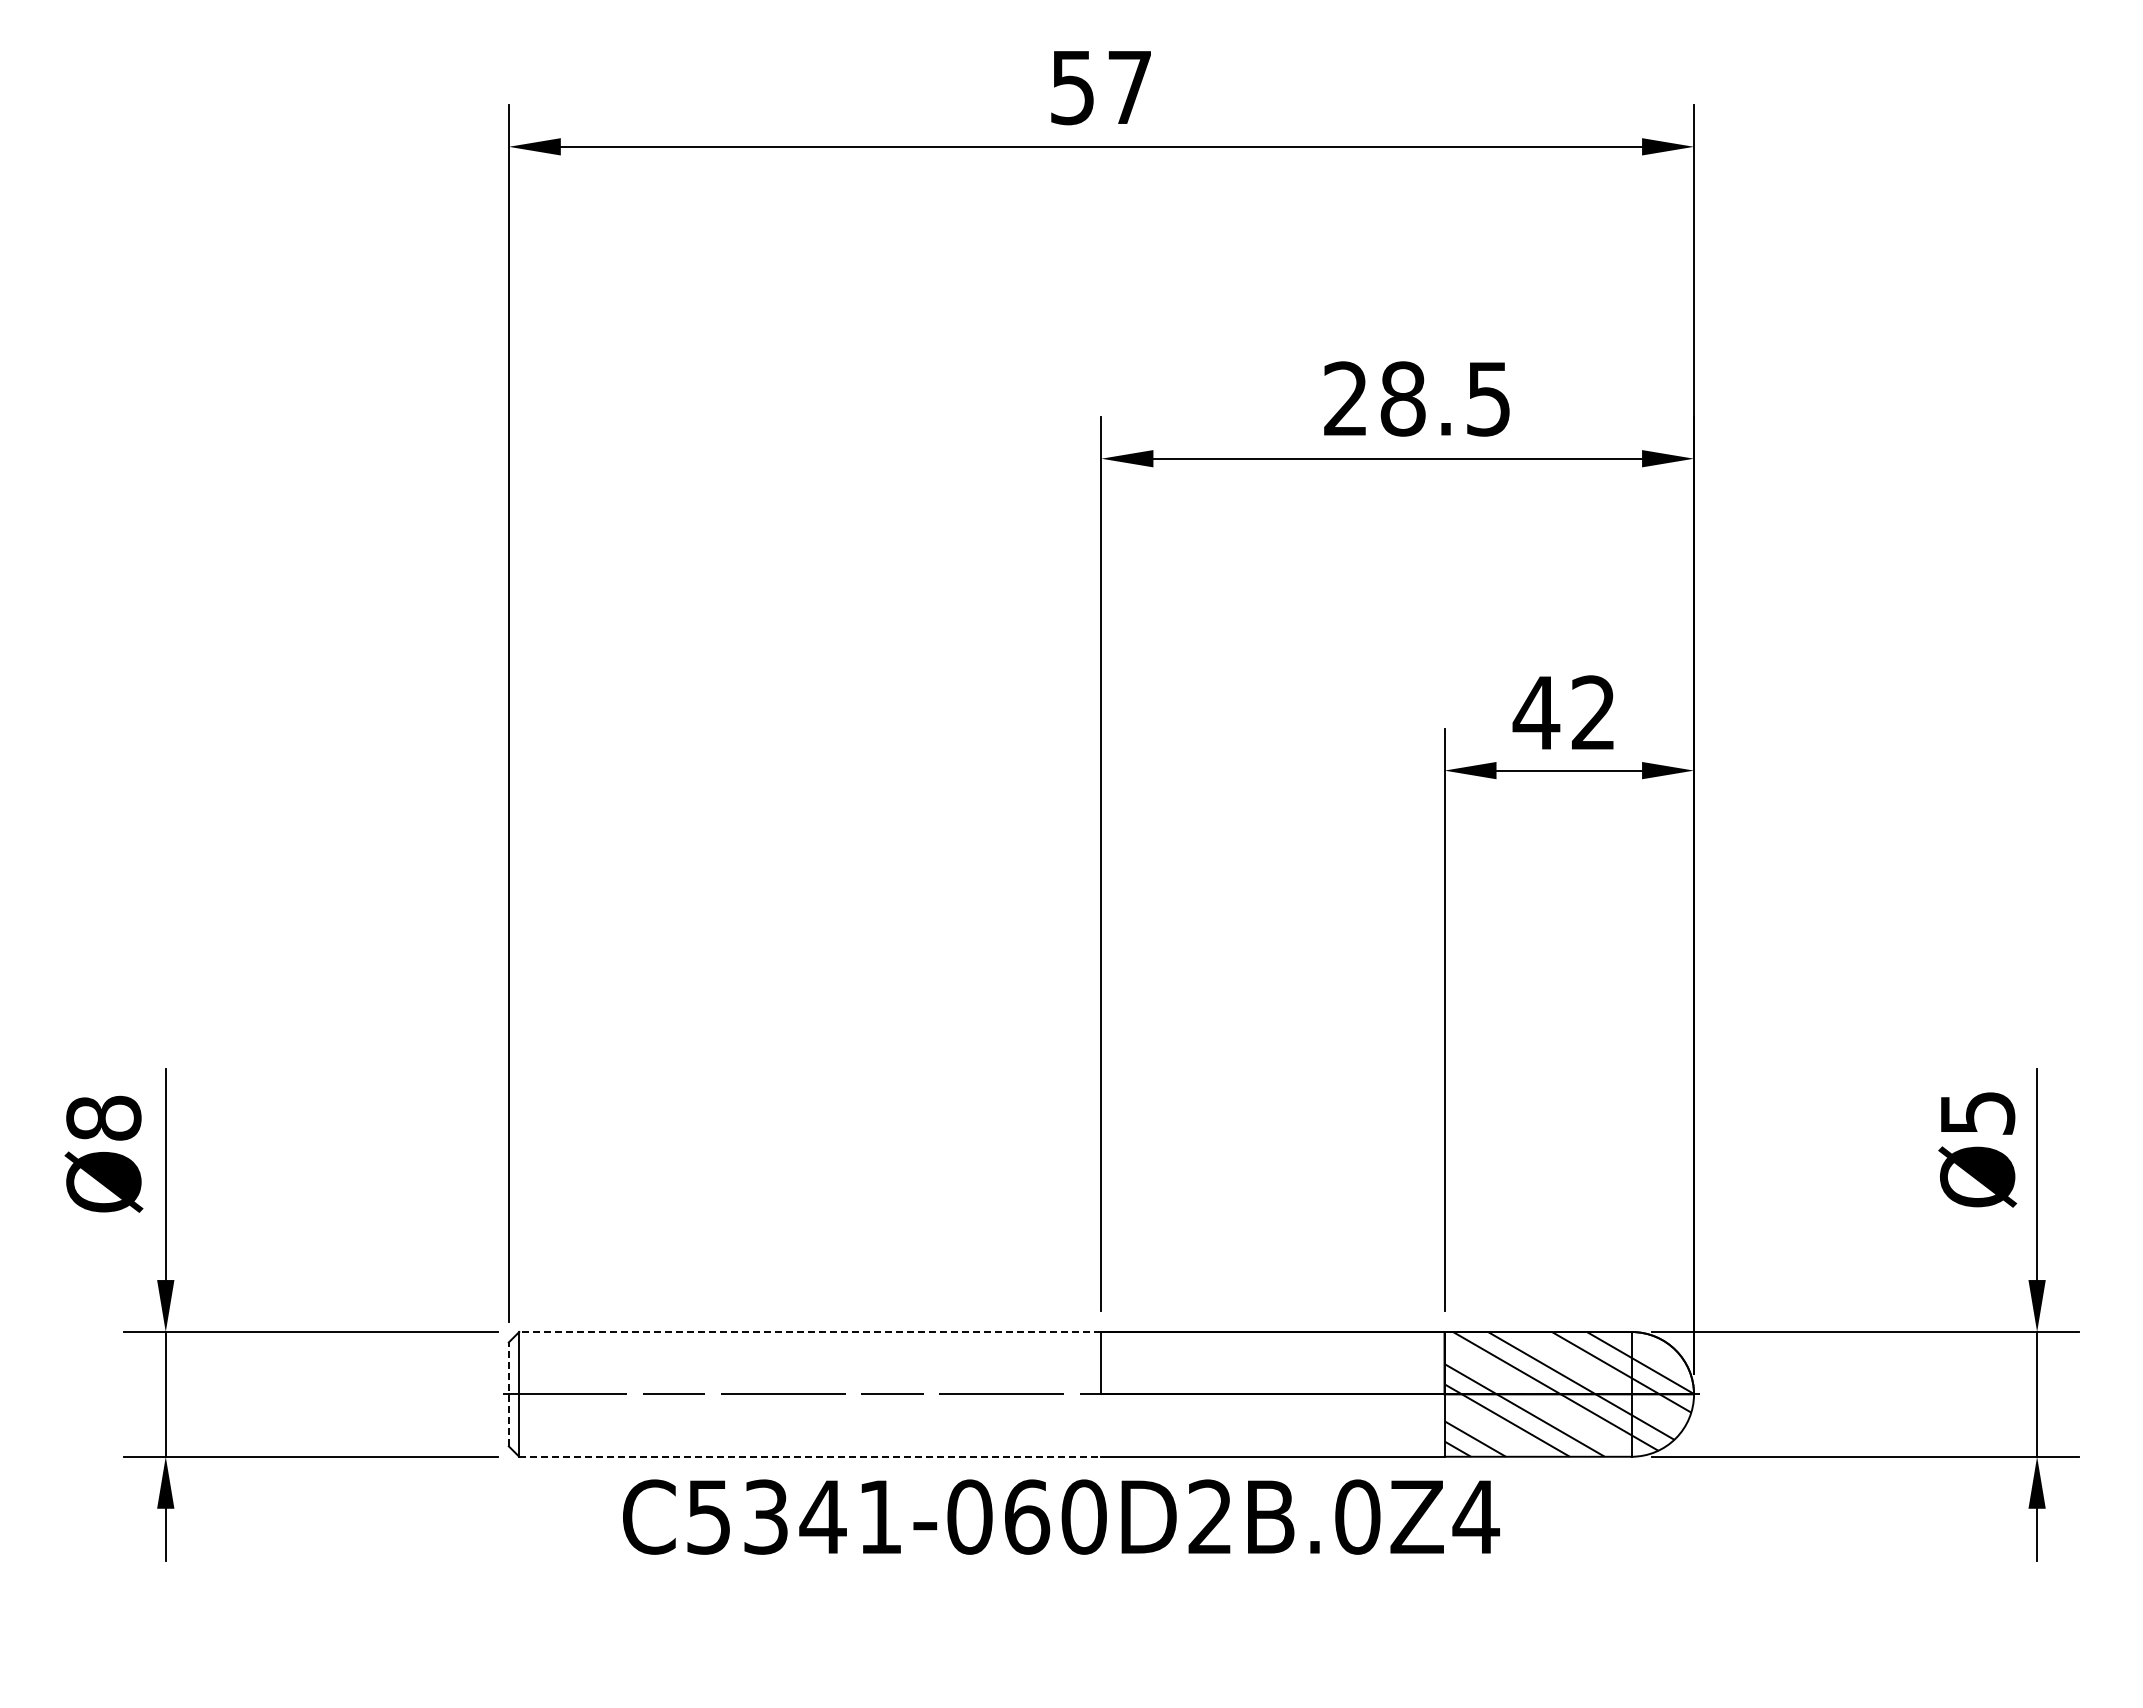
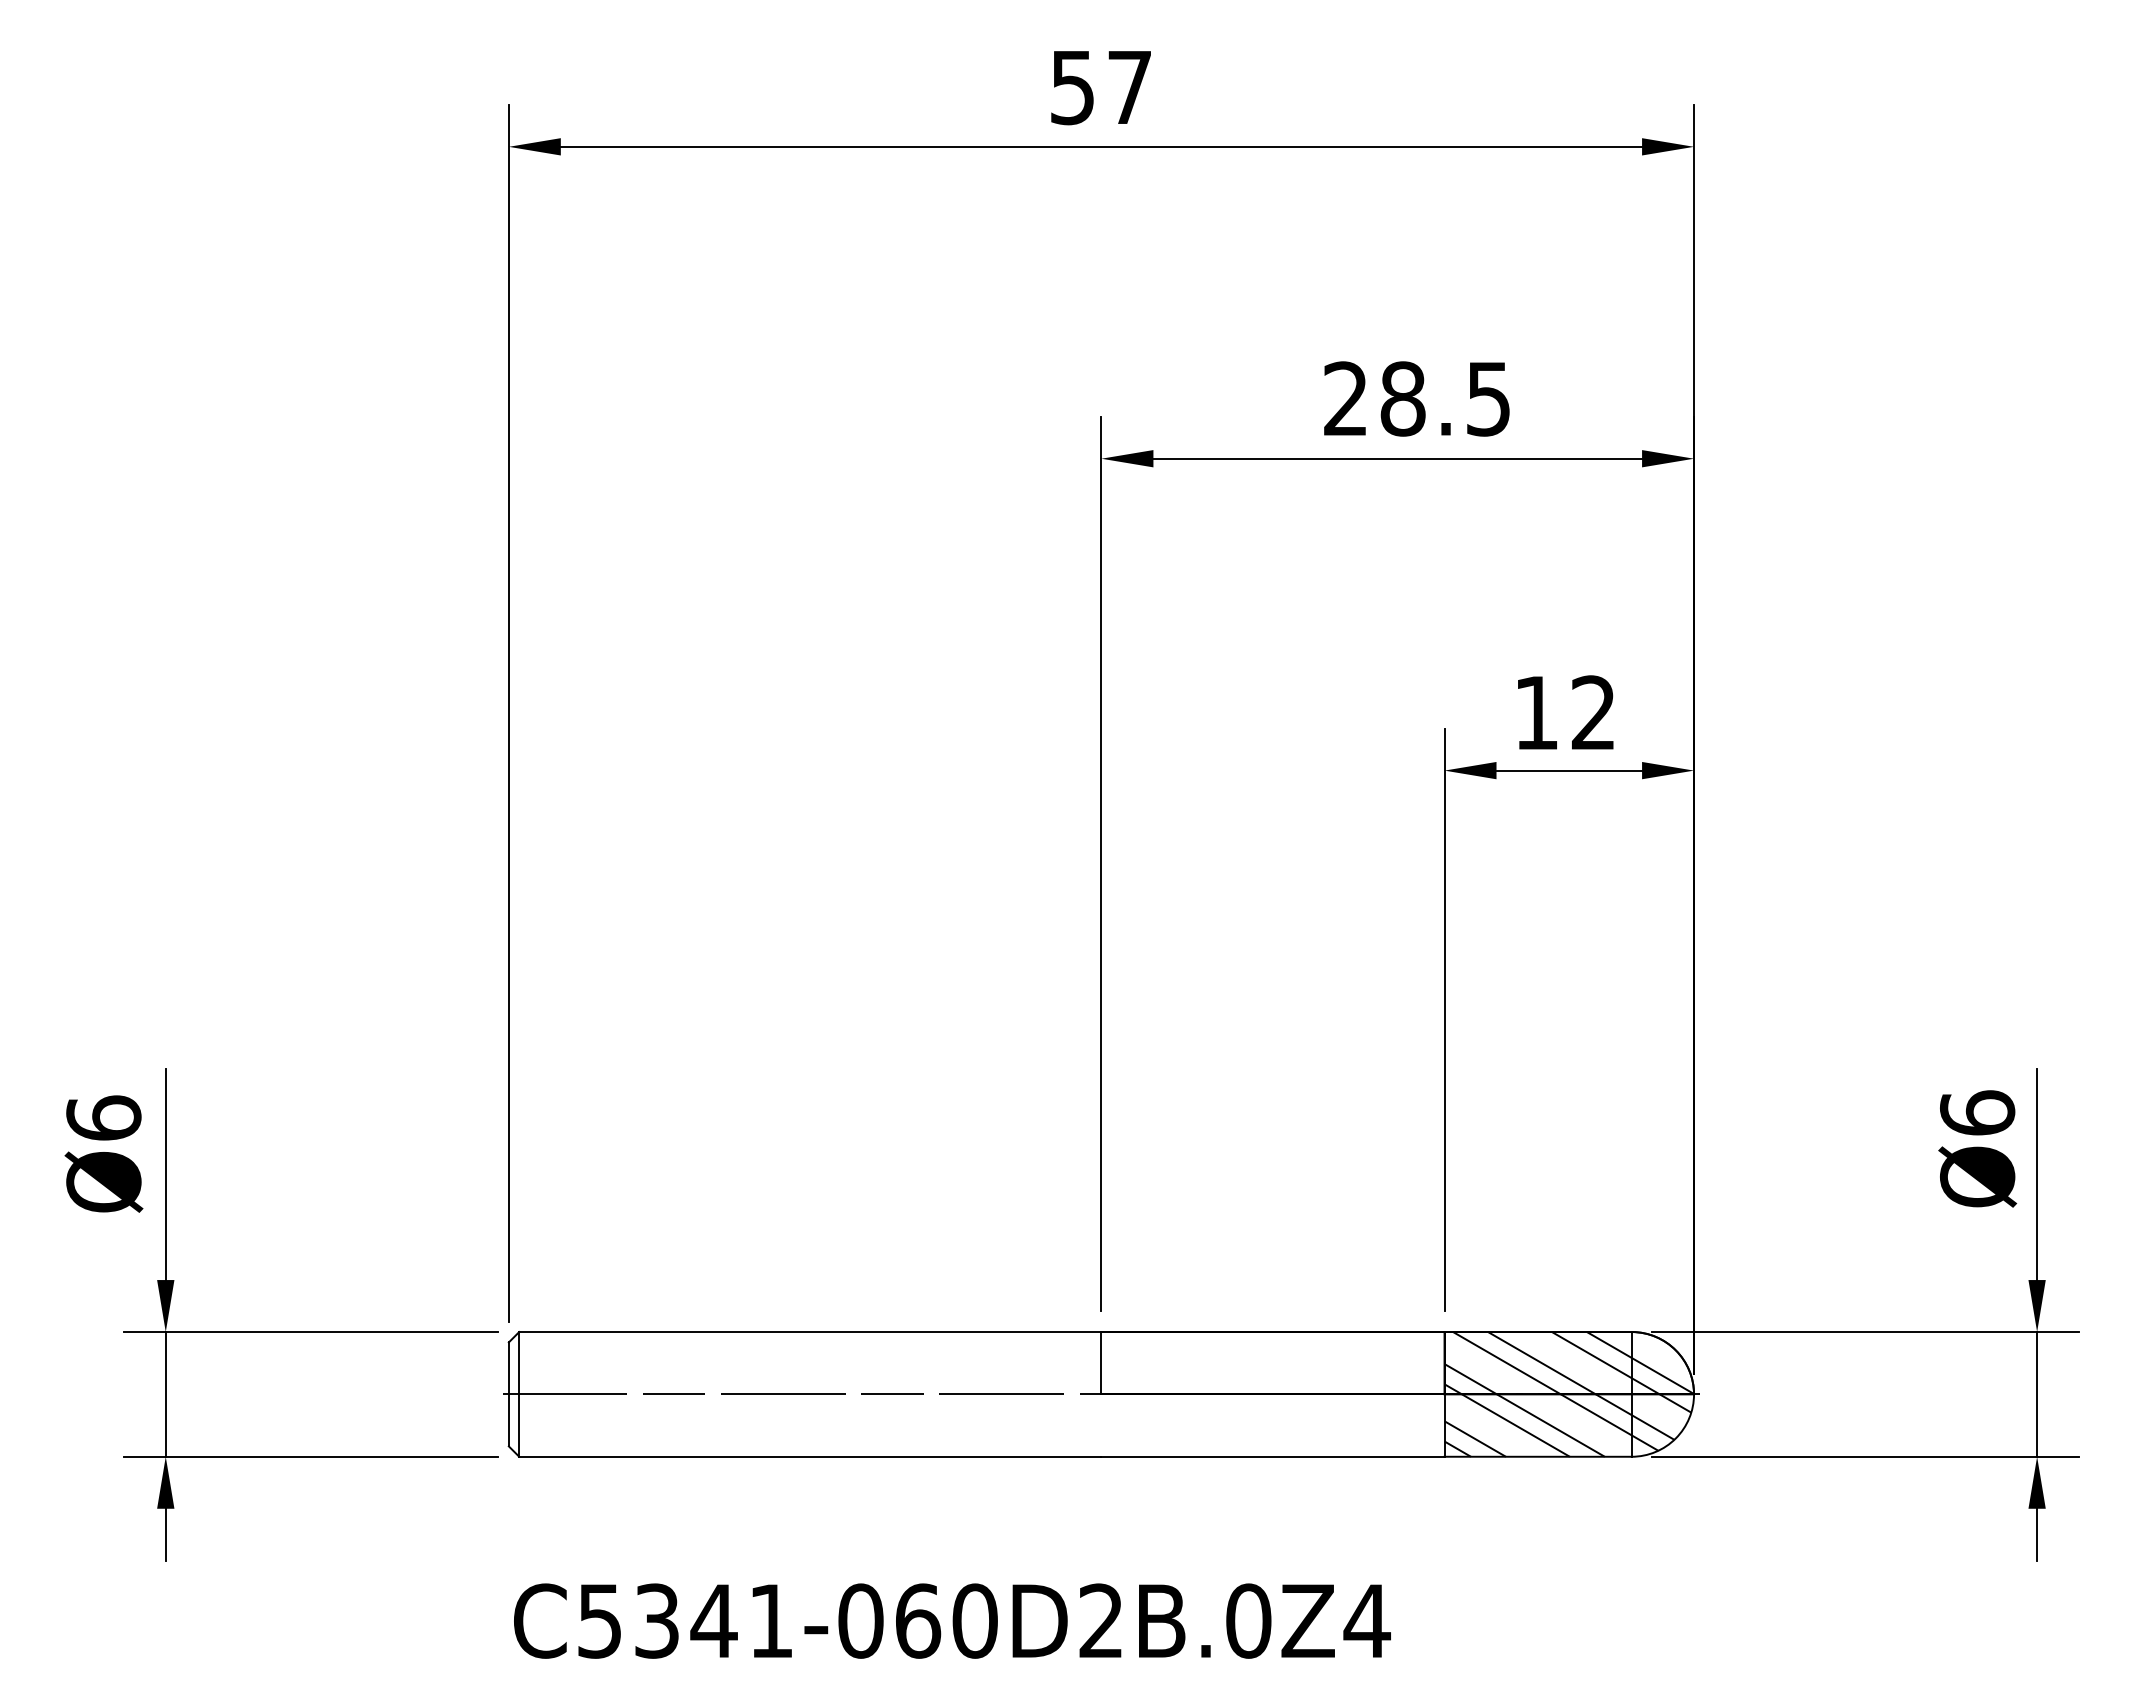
text: 42 -> 12 (1536, 712)
text: Ø5 -> Ø6 (1977, 1112)
text: Ø8 -> Ø6 (103, 1117)
line: dashed -> solid (809, 1332)
line: dashed -> solid (508, 1394)
line: dashed -> solid (810, 1456)
text position: (1061, 1516) -> (952, 1620) (952, 1620)
